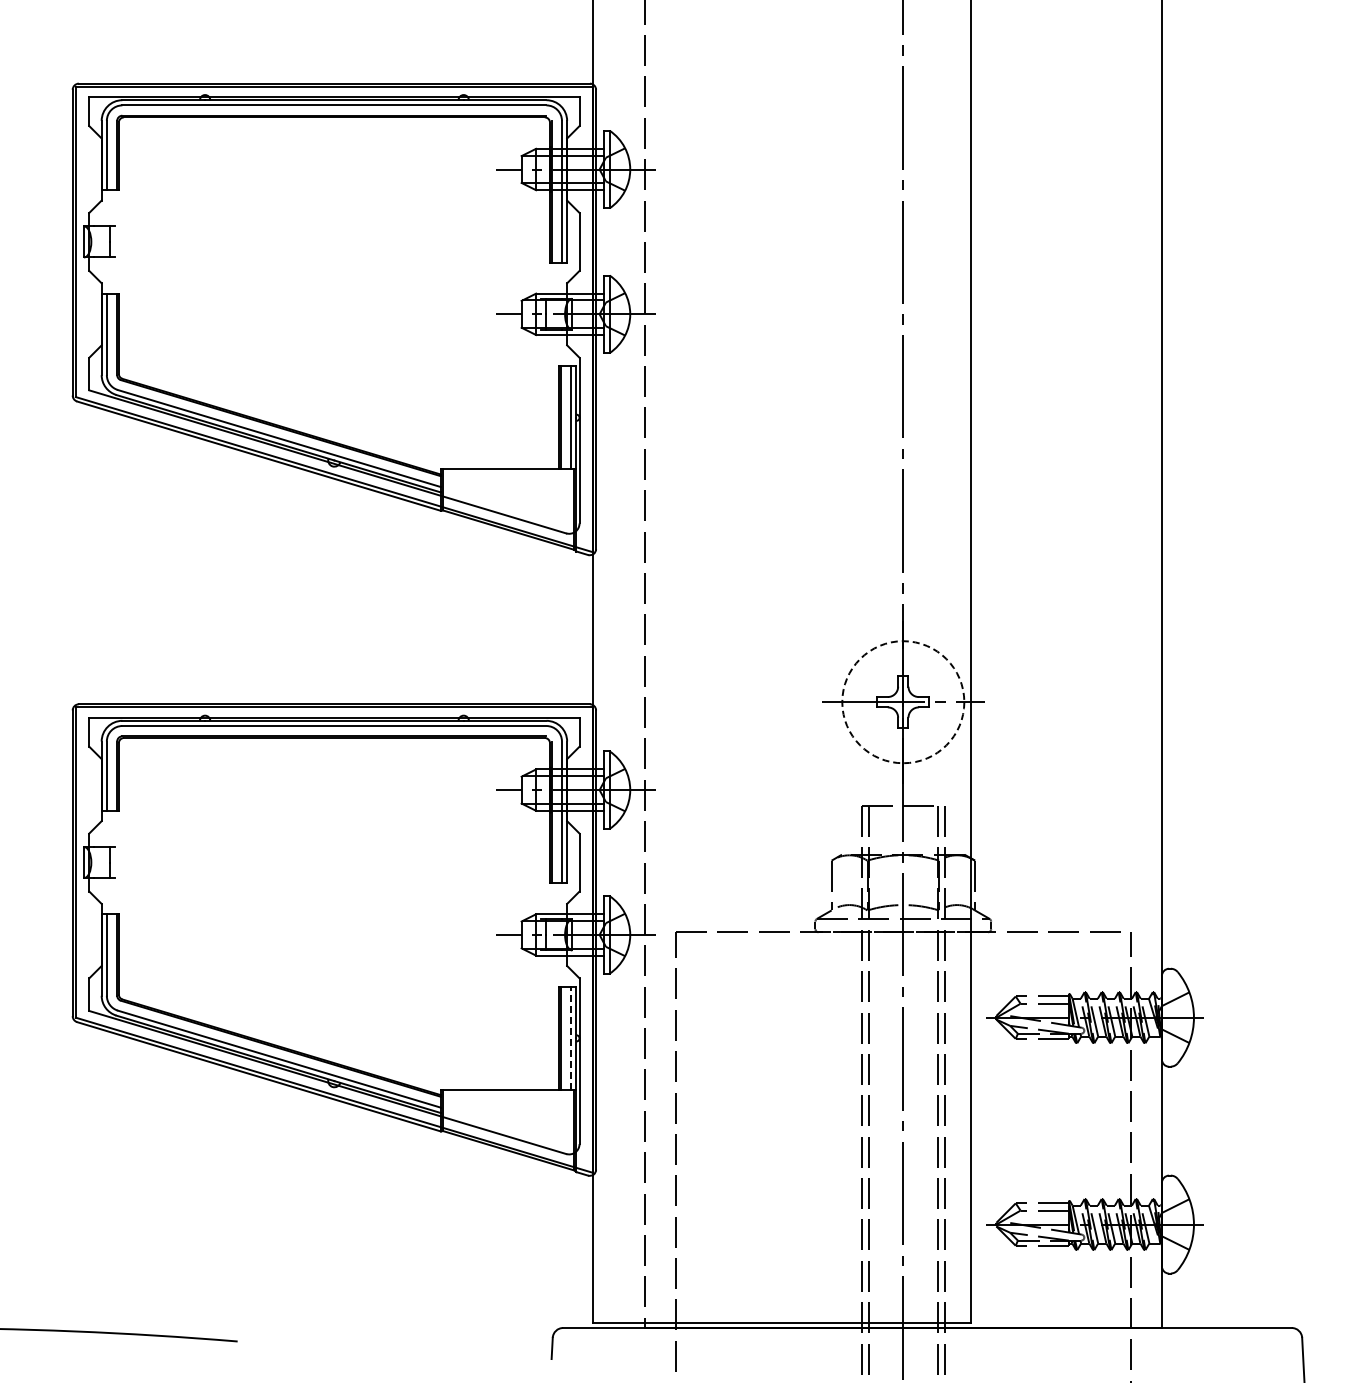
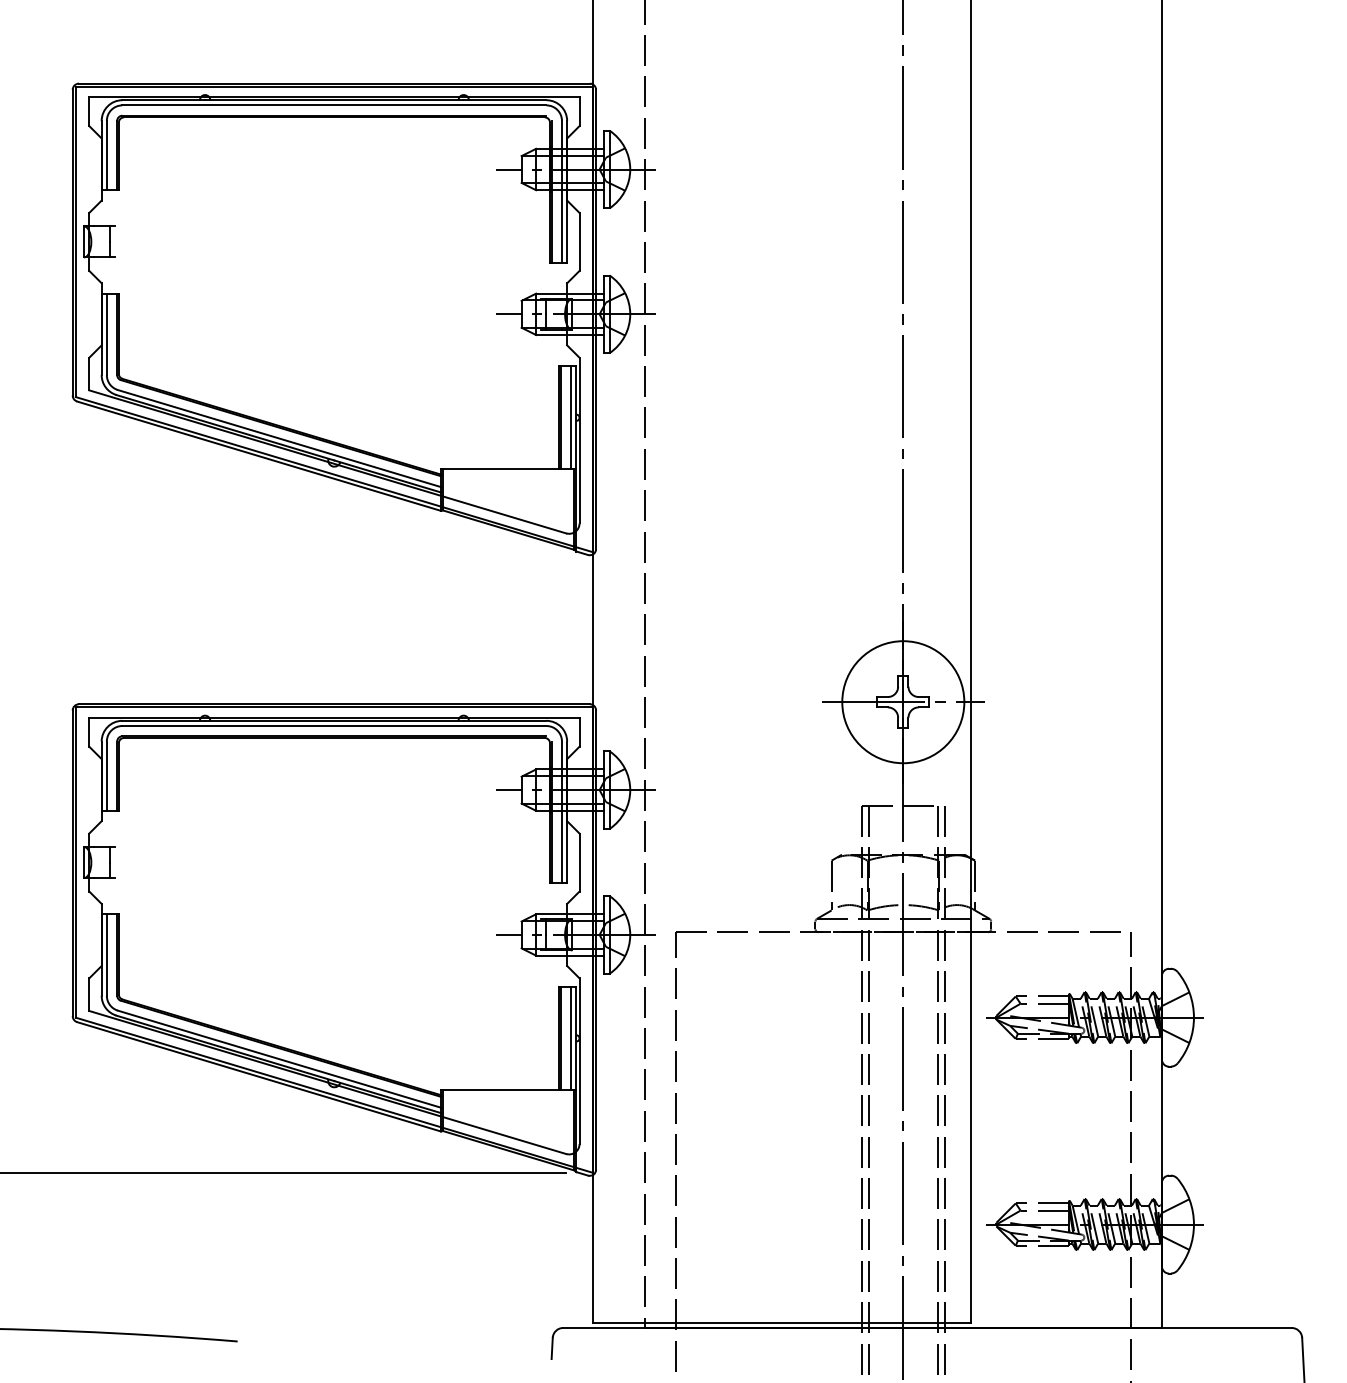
circle: dashed -> solid (903, 702)
line: dashed -> solid (571, 1038)
line: none -> present (283, 1172)
